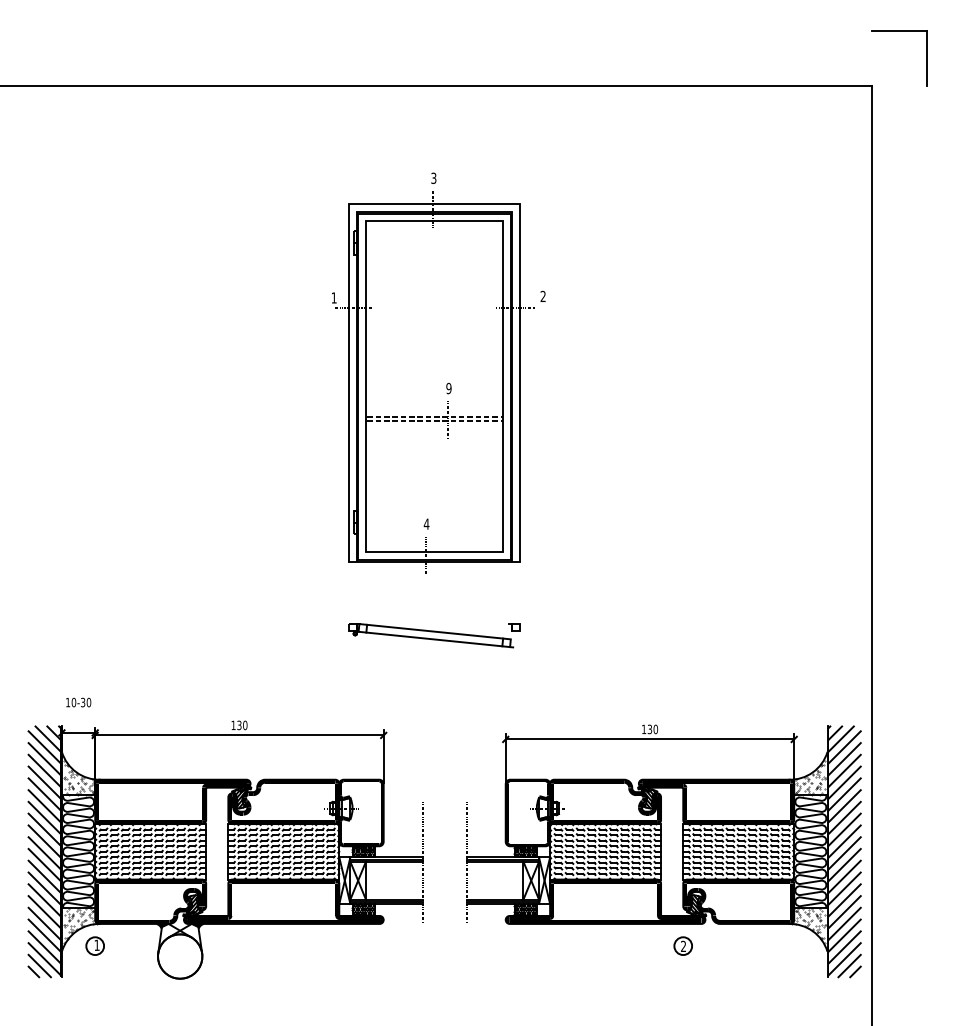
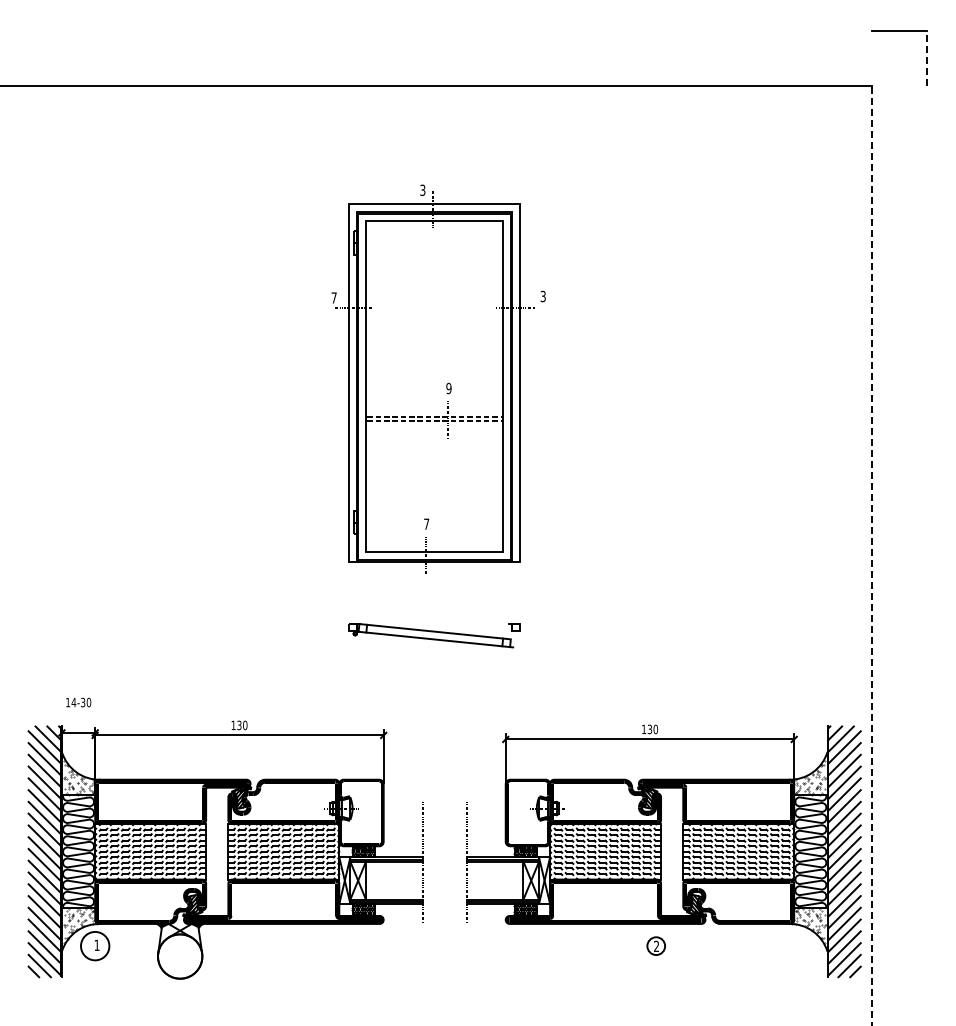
line: solid -> dashed (927, 58)
text position: (433, 177) -> (422, 189) (422, 189)
text: 2 -> 3 (542, 296)
text: 1 -> 7 (333, 297)
text: 4 -> 7 (426, 523)
line: solid -> dashed (871, 555)
text: 10-30 -> 14-30 (73, 702)
part position: (682, 945) -> (655, 945) (655, 945)
circle diameter: 18 px -> 28 px (95, 945)
